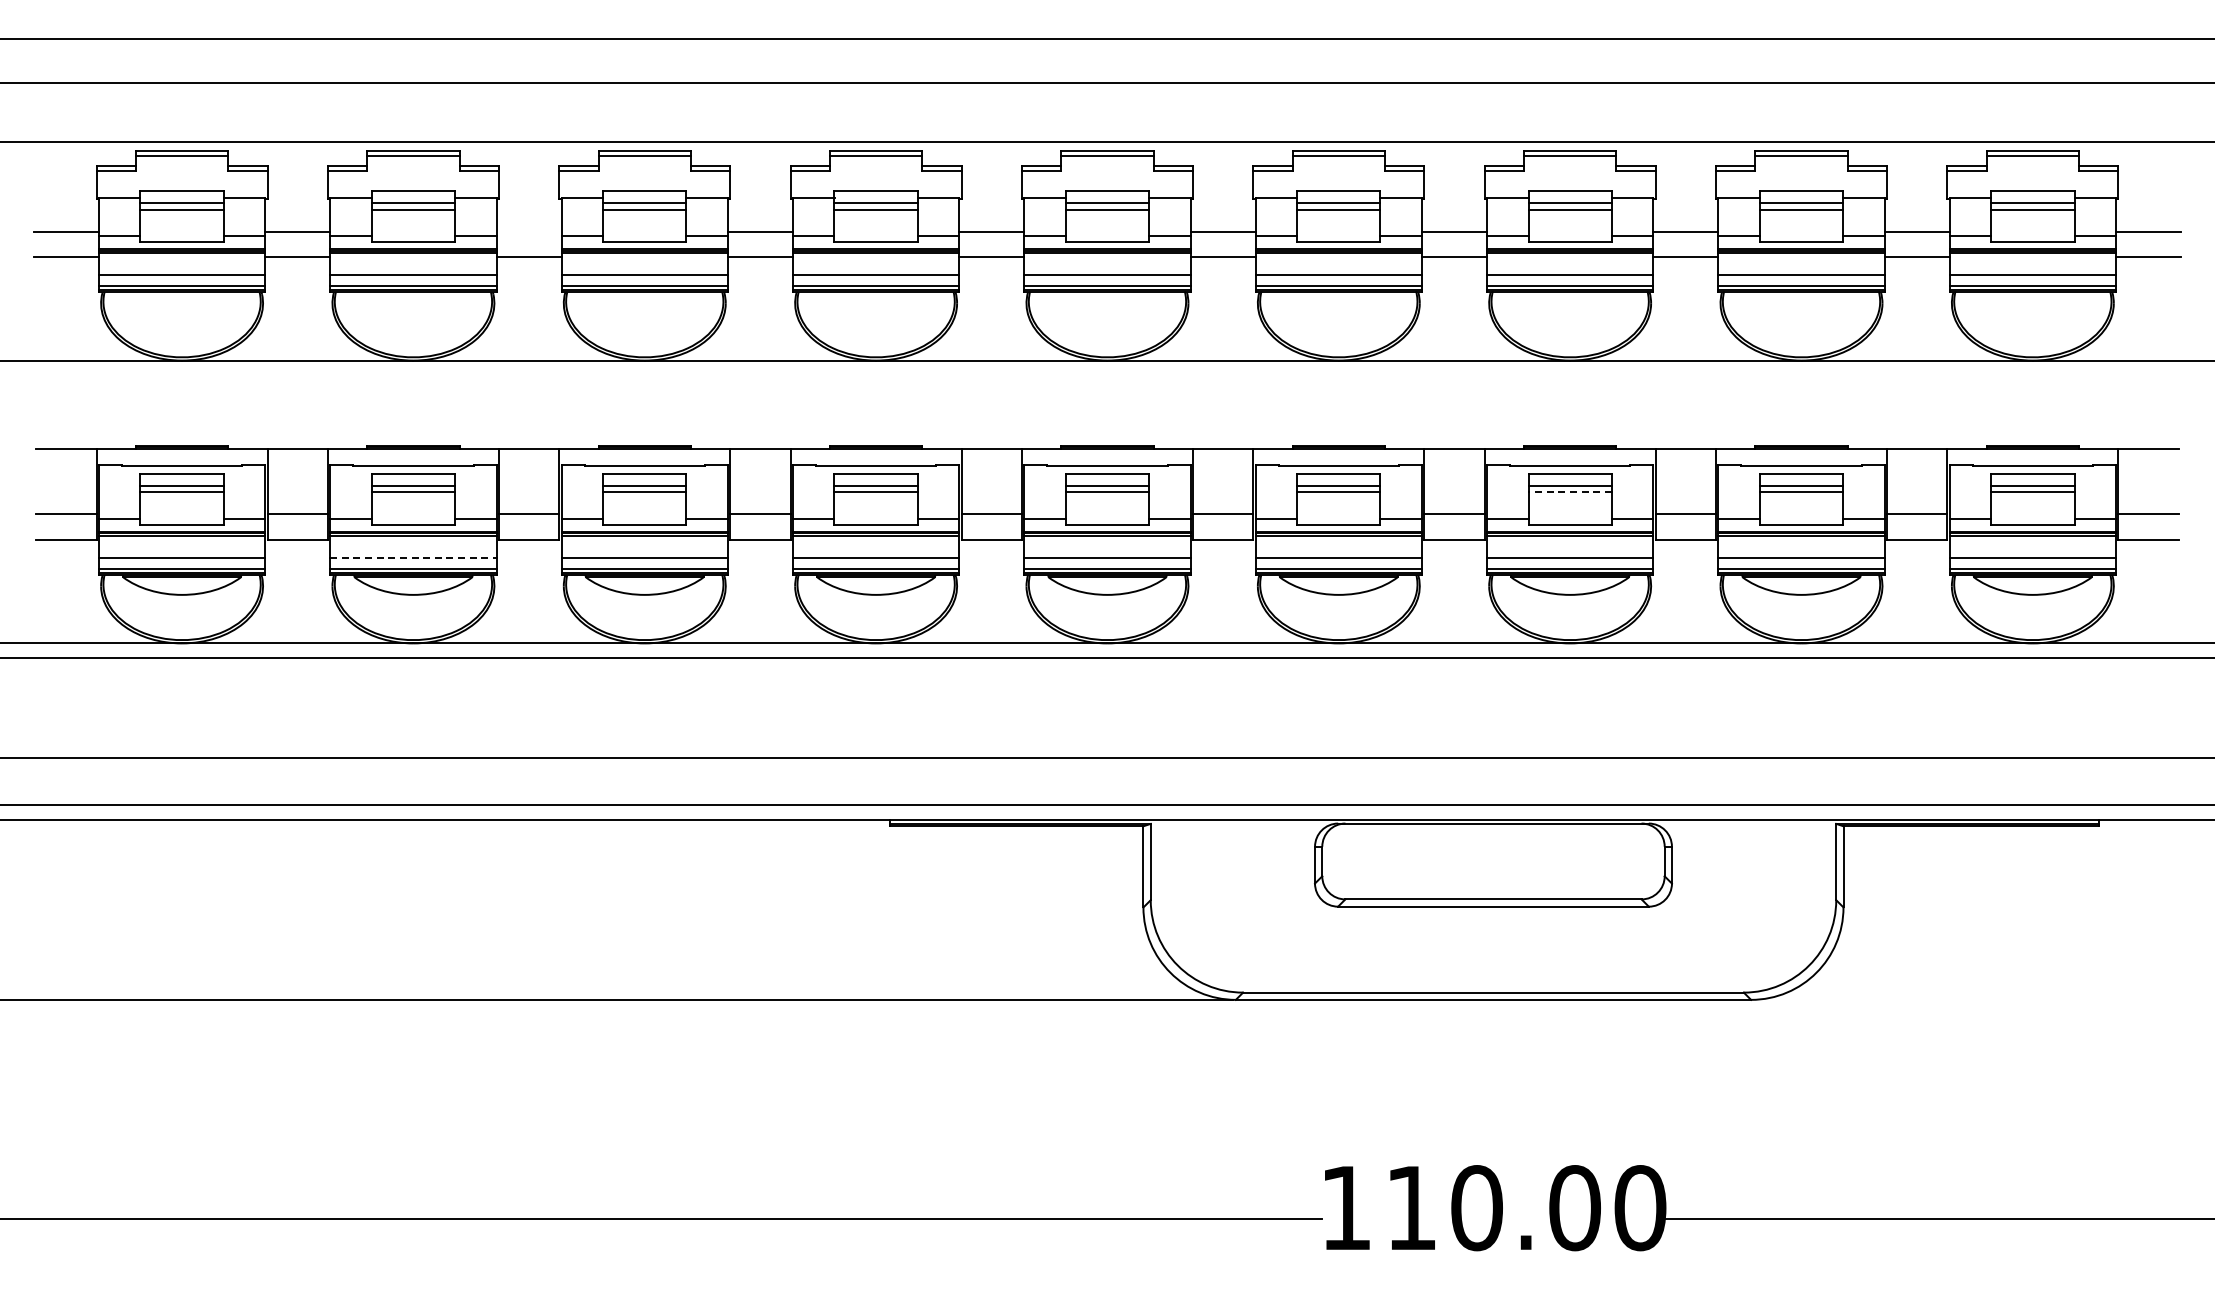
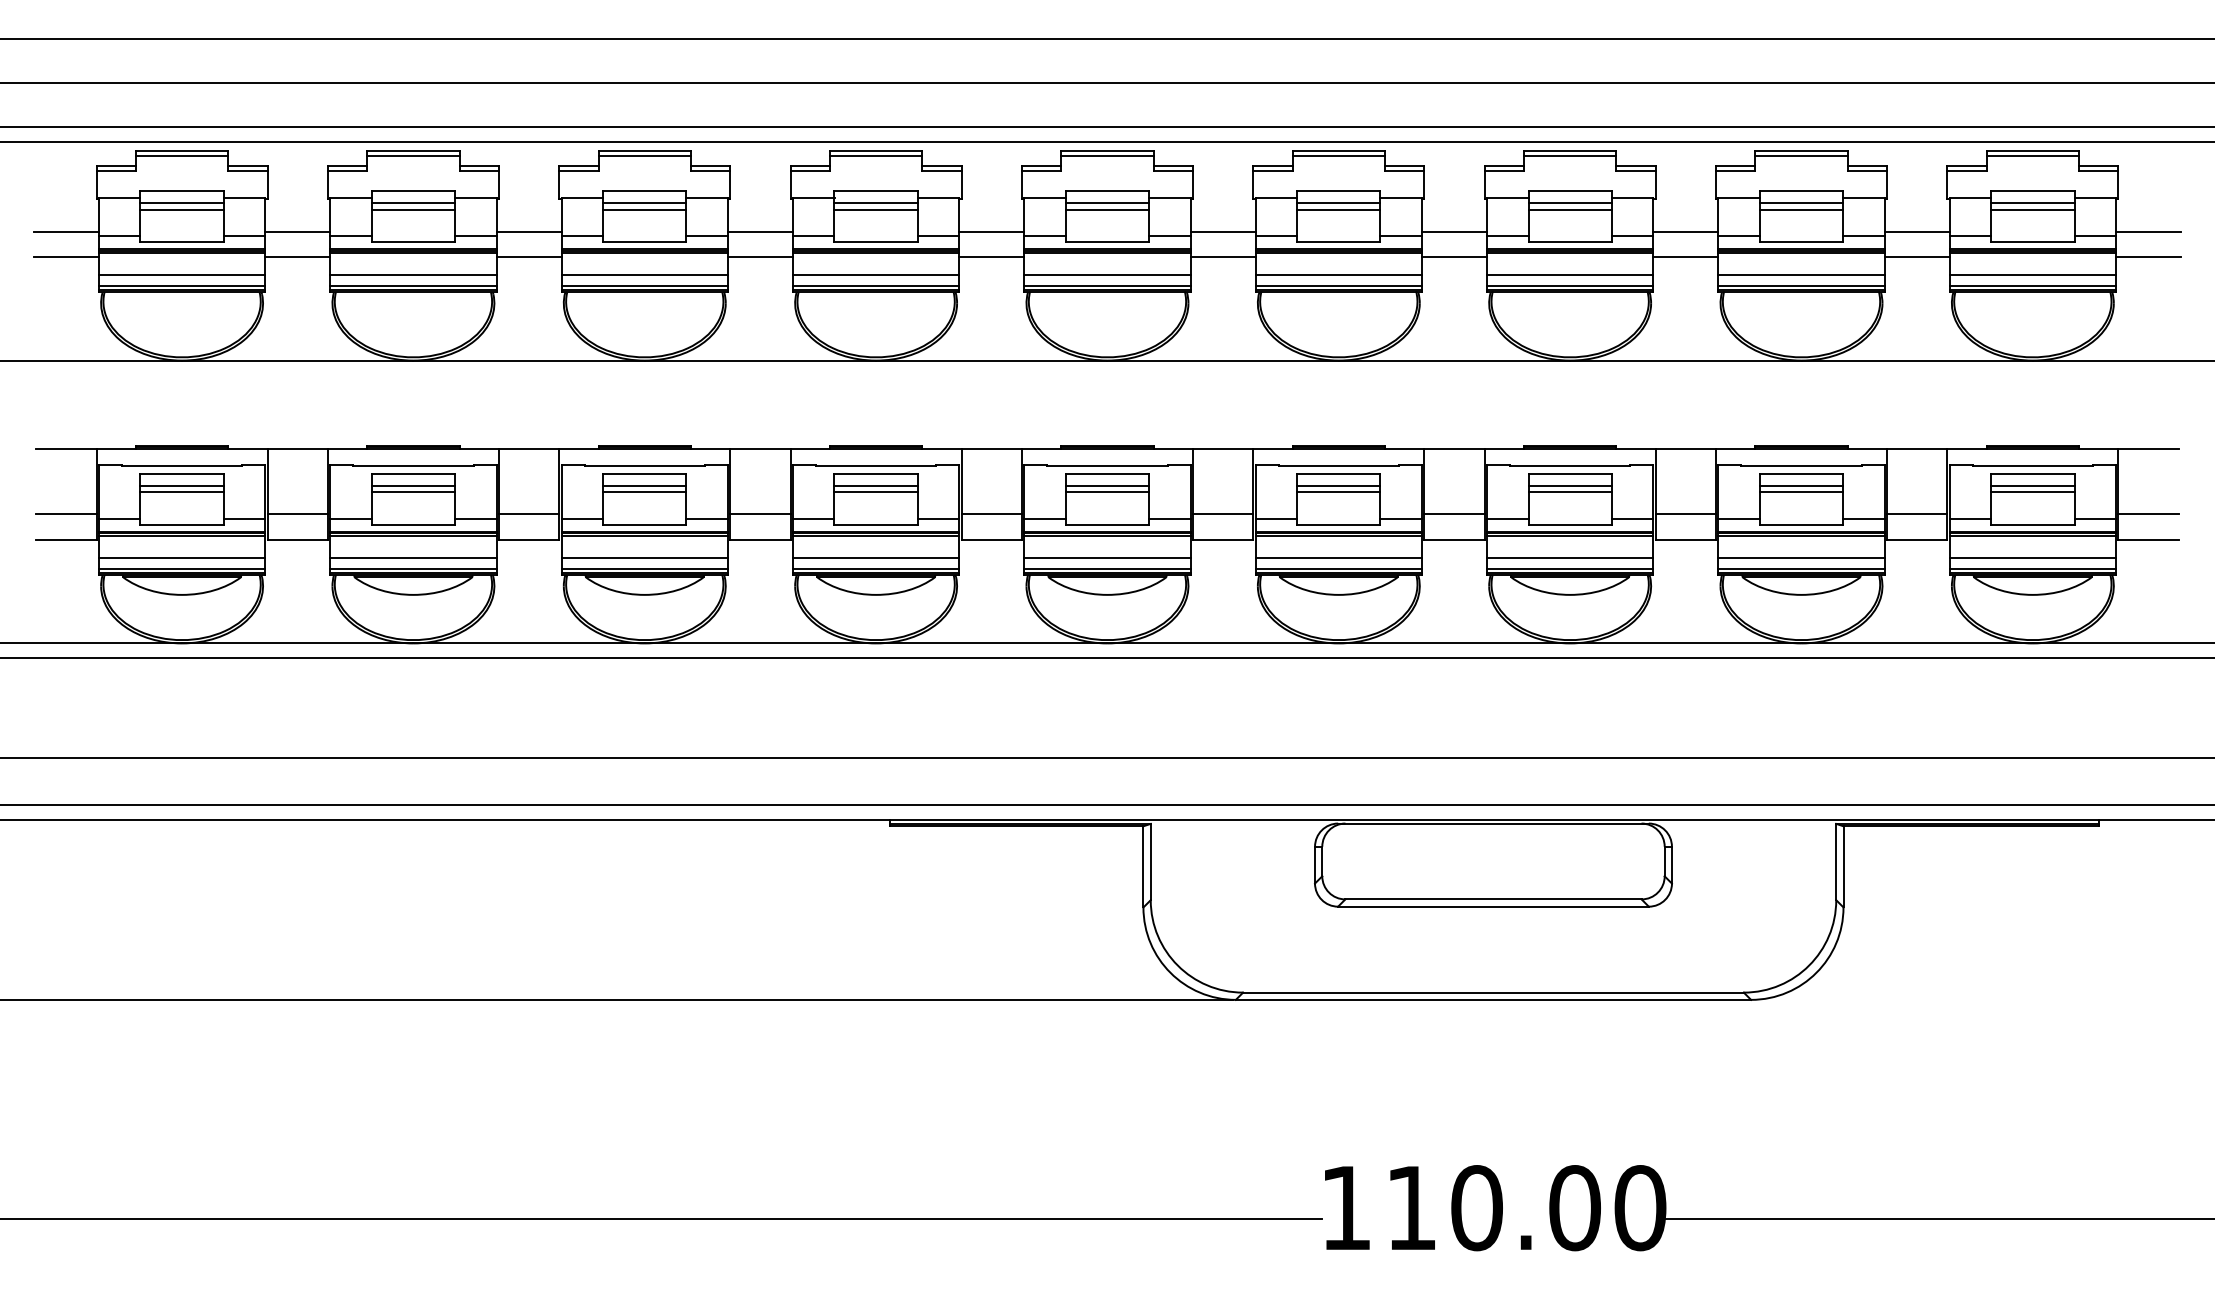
line: none -> present (1106, 127)
line: none -> present (528, 231)
line: dashed -> solid (1570, 492)
line: dashed -> solid (413, 557)
